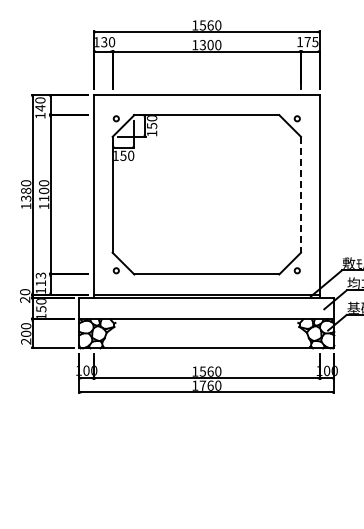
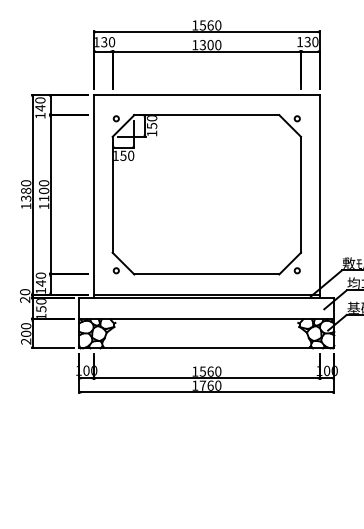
text: 175 -> 130 (311, 41)
line: dashed -> solid (301, 194)
text: 113 -> 140 (40, 279)
